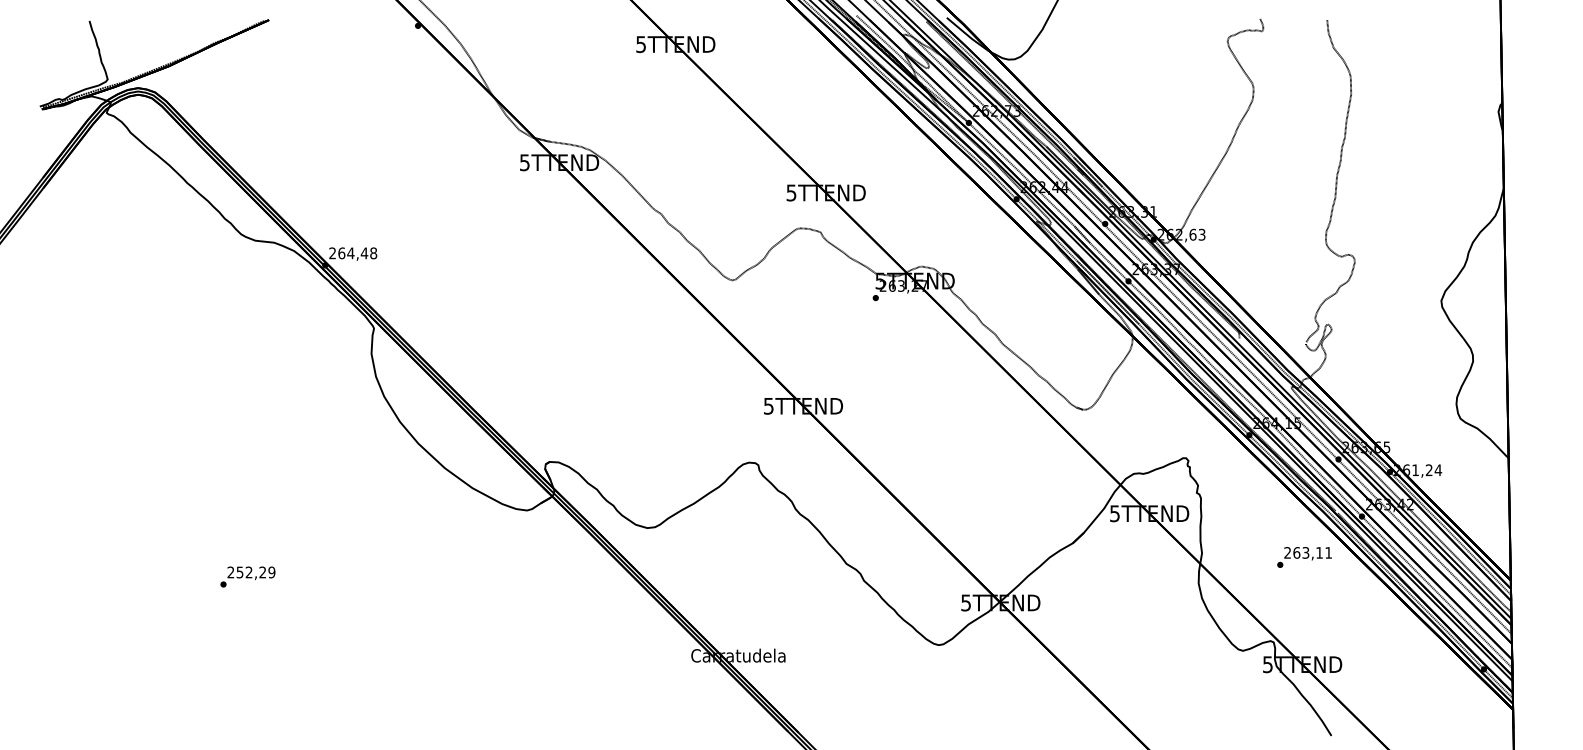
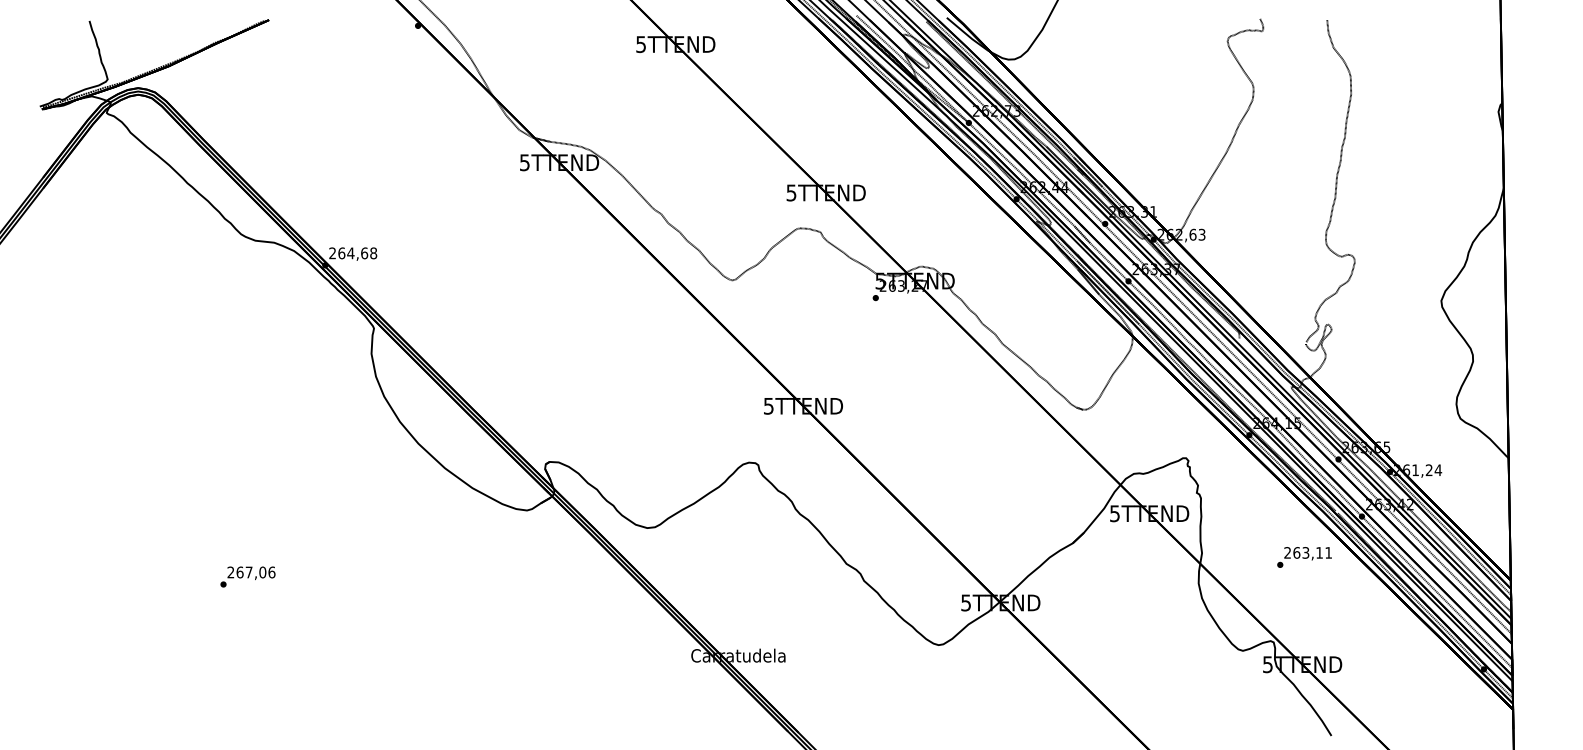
text: 264,48 -> 264,68 (364, 253)
text: 252,29 -> 267,06 (255, 572)
